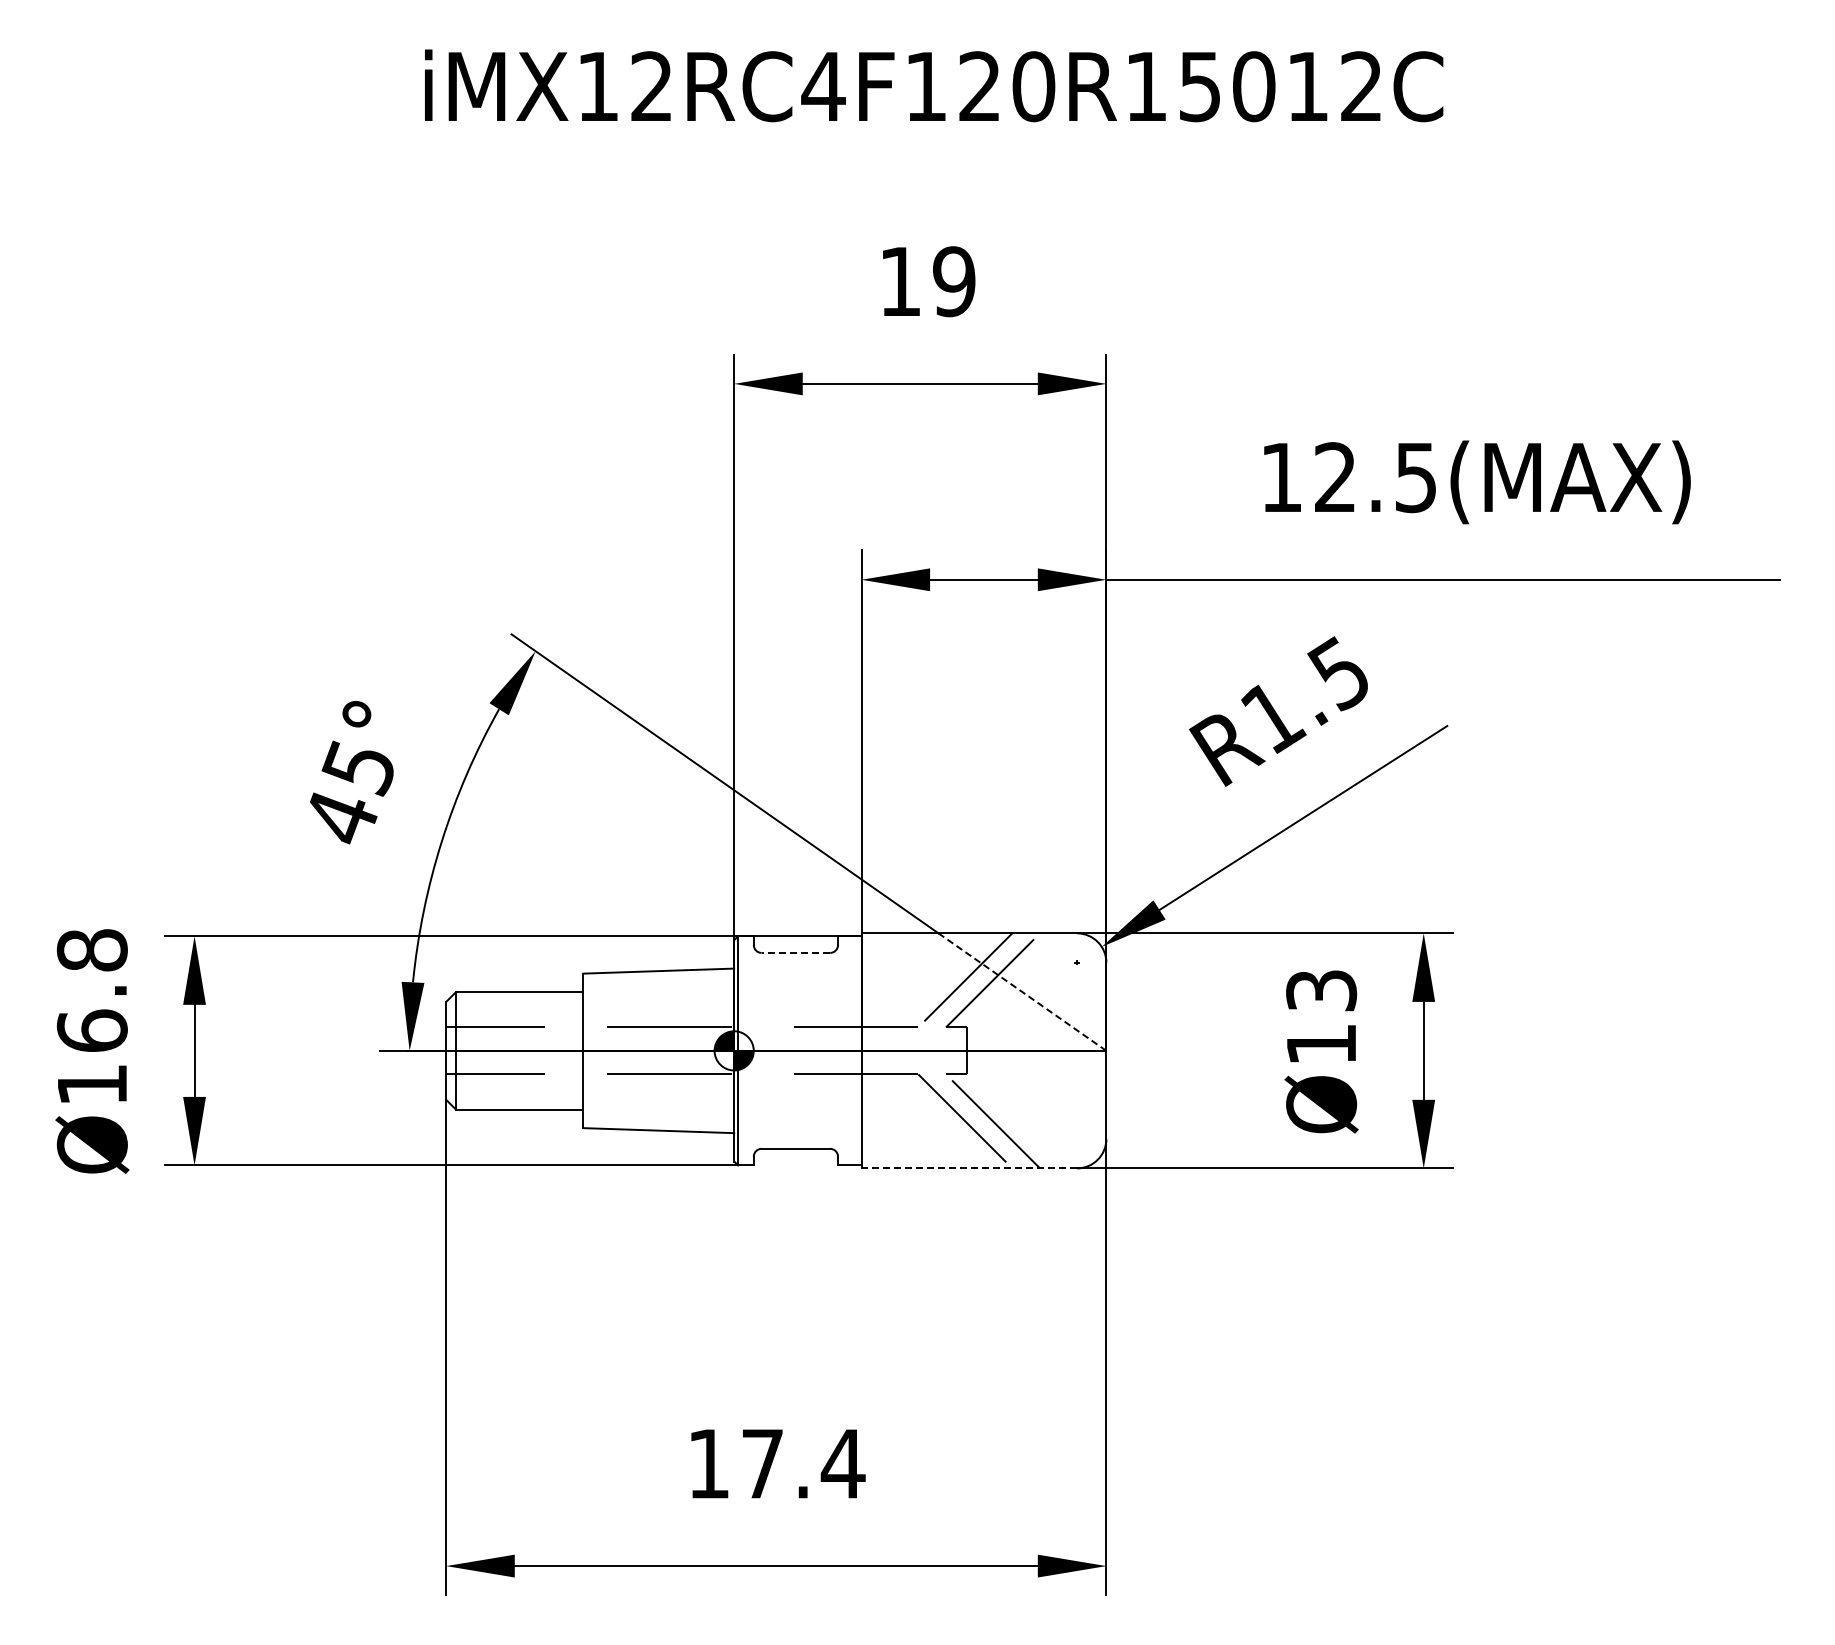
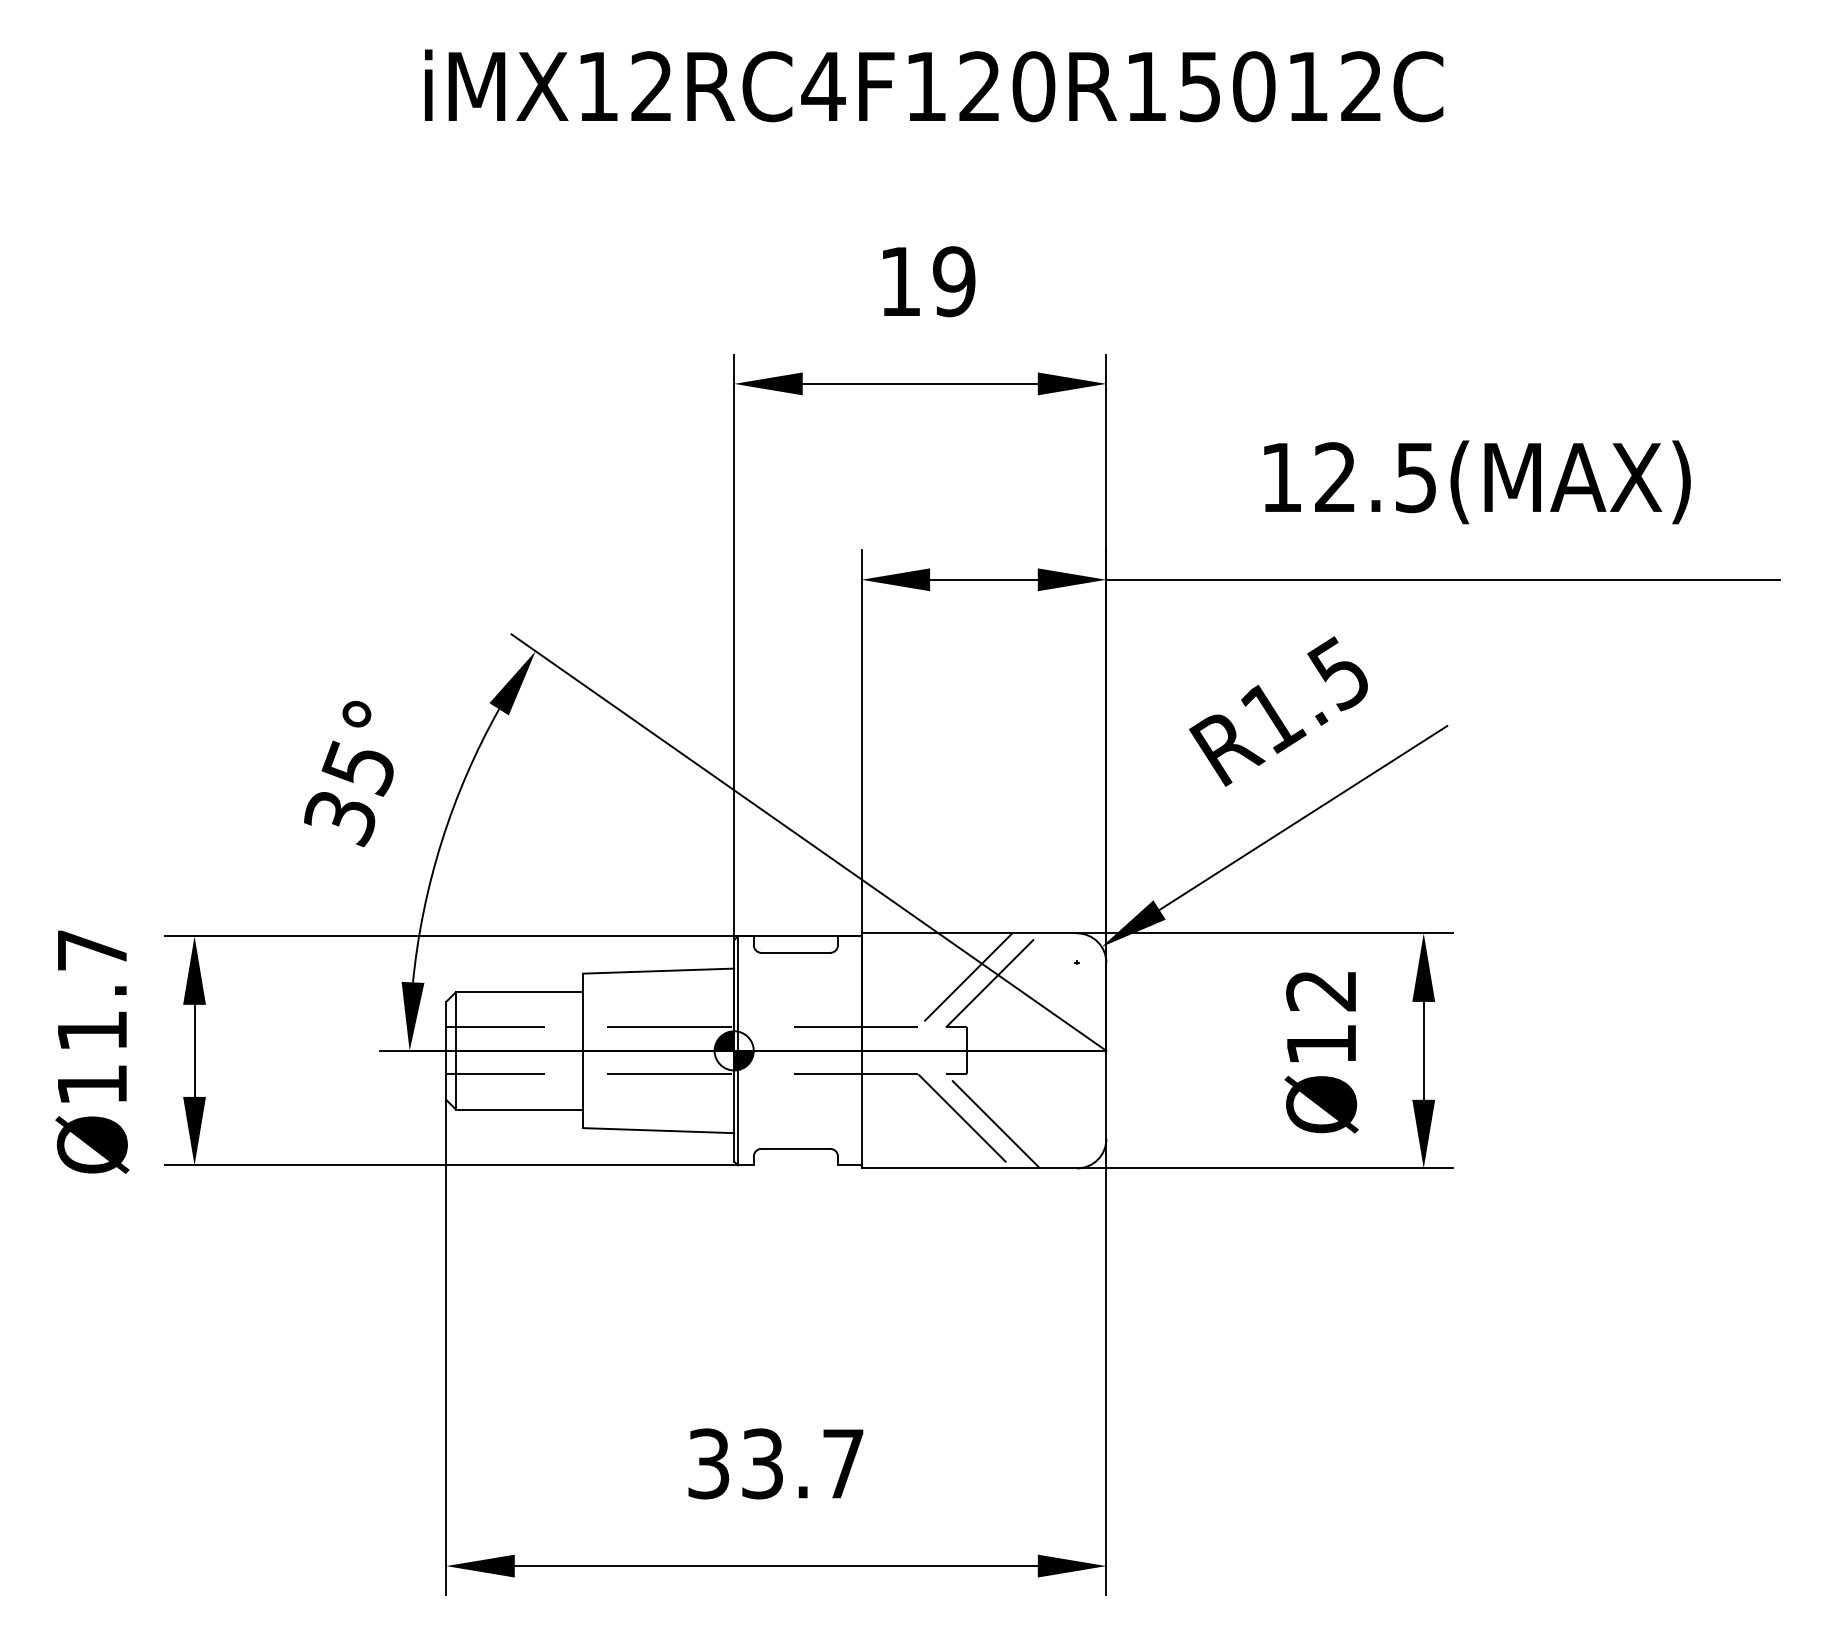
text: 45° -> 35° (340, 819)
line: dashed -> solid (795, 952)
text: Ø16.8 -> Ø11.7 (91, 990)
text: Ø13 -> Ø12 (1321, 990)
line: dashed -> solid (1022, 991)
line: dashed -> solid (969, 1168)
text: 17.4 -> 33.7 (776, 1463)
